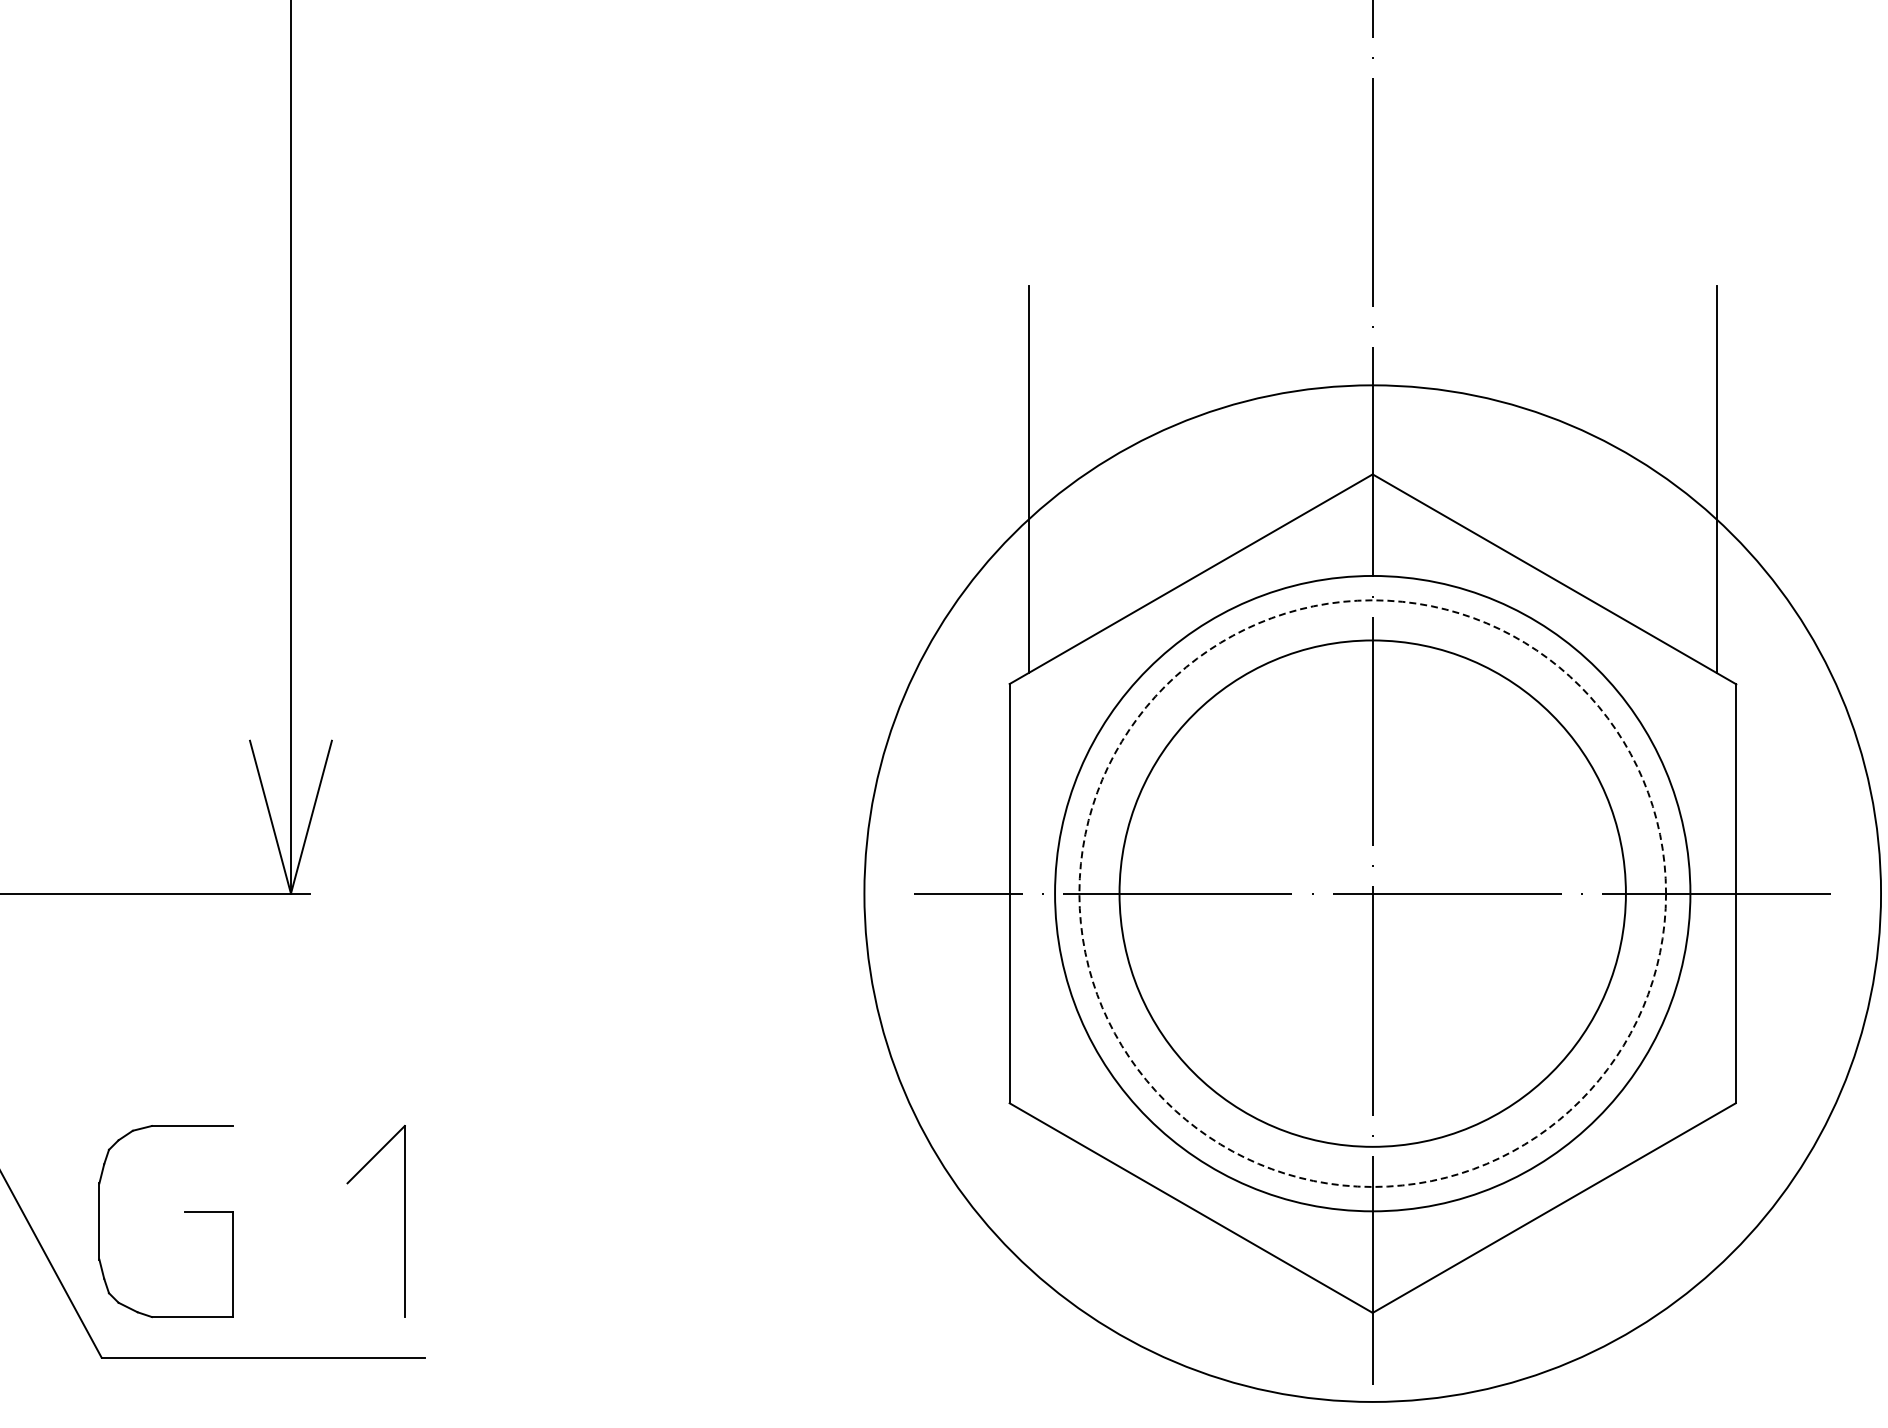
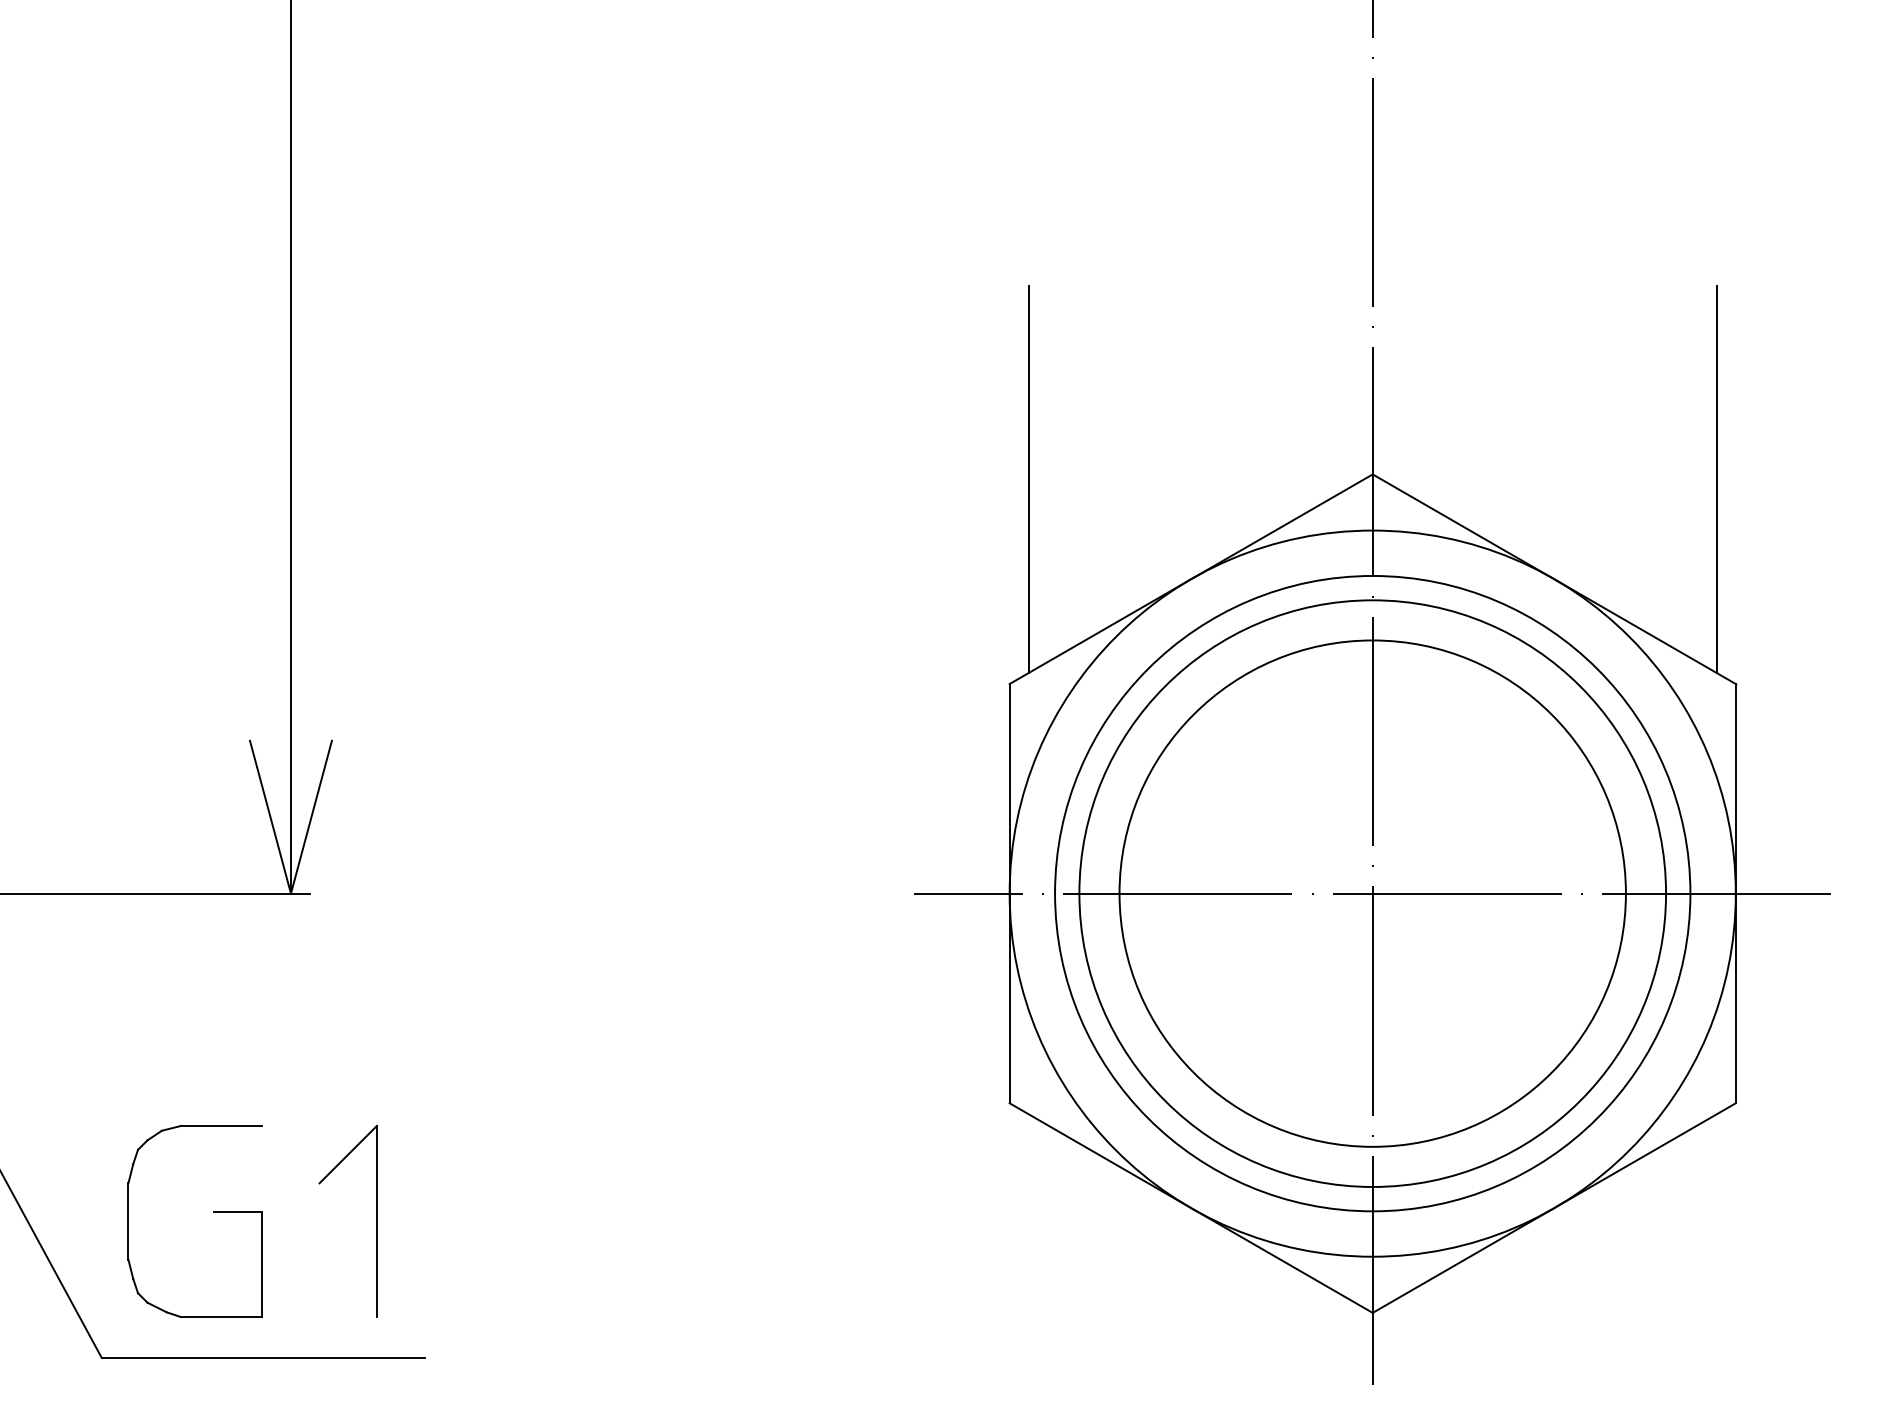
circle diameter: 1017 px -> 726 px (1372, 893)
circle: dashed -> solid (1372, 893)
part position: (184, 1212) -> (213, 1212) (213, 1212)
part position: (404, 1221) -> (376, 1221) (376, 1221)
